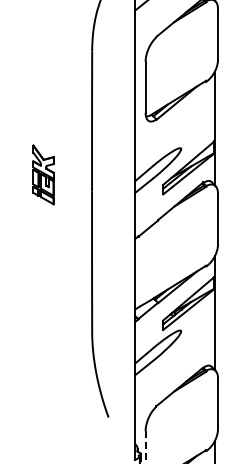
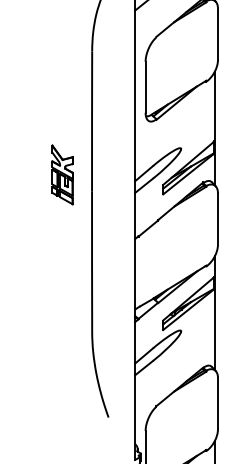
part position: (43, 174) -> (62, 174) (62, 174)
line: dashed -> solid (145, 447)
